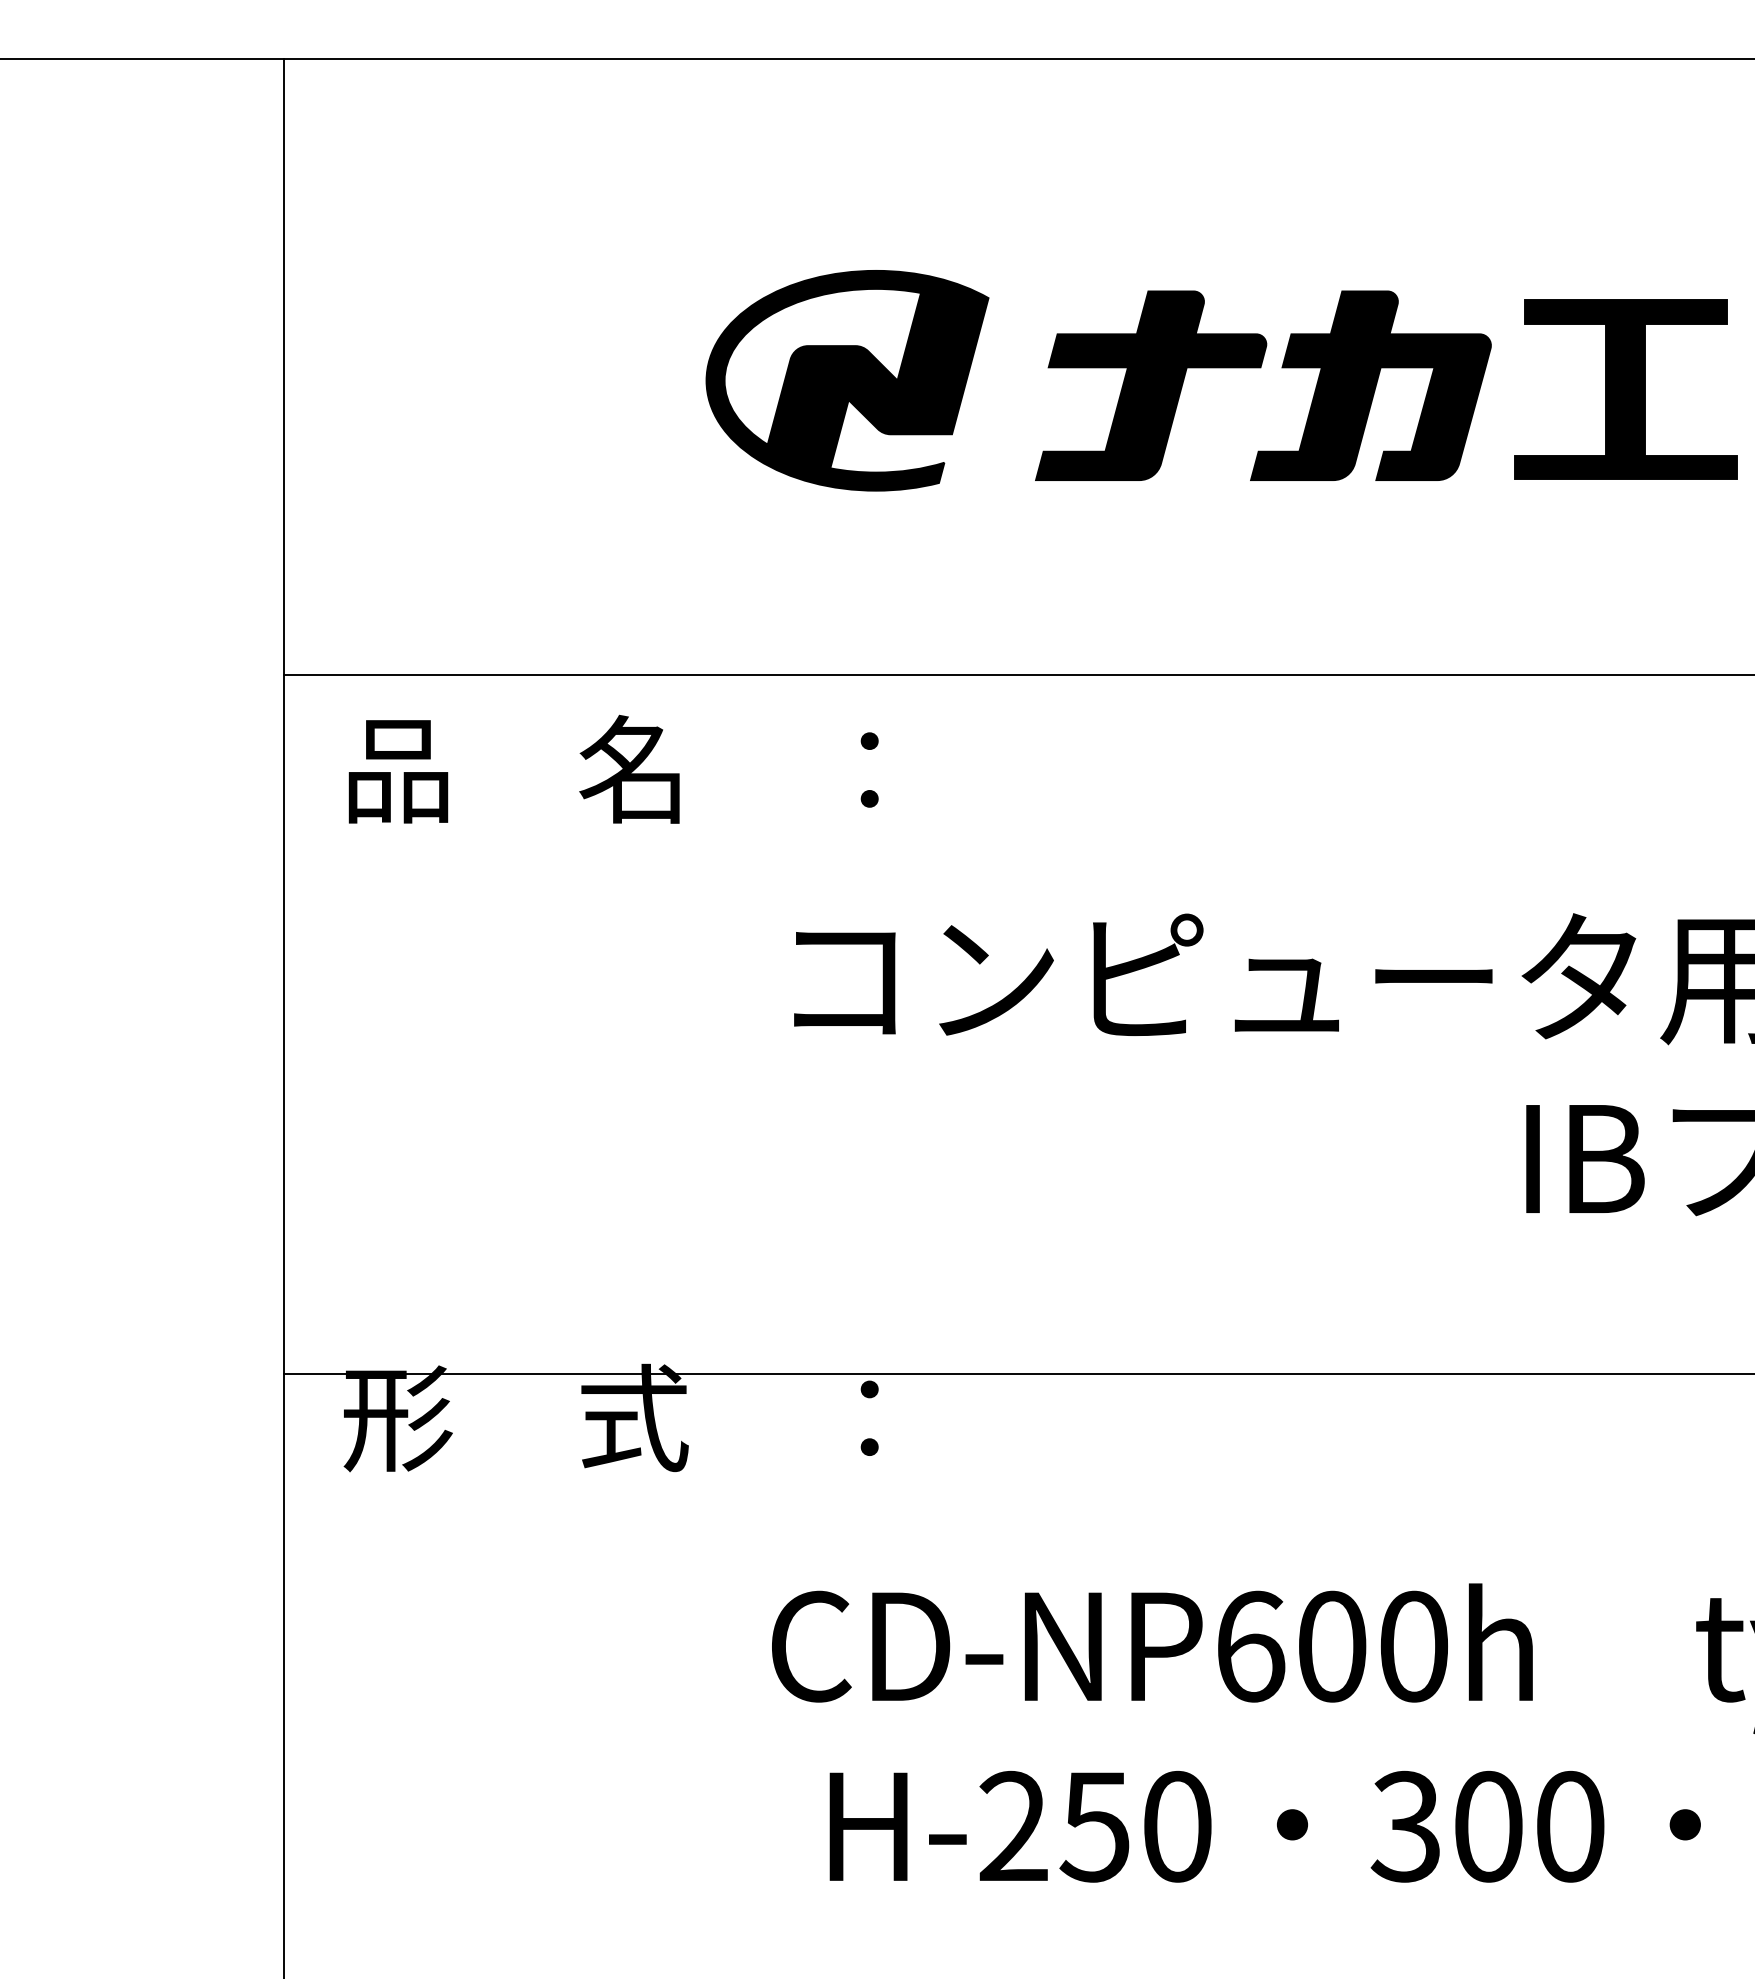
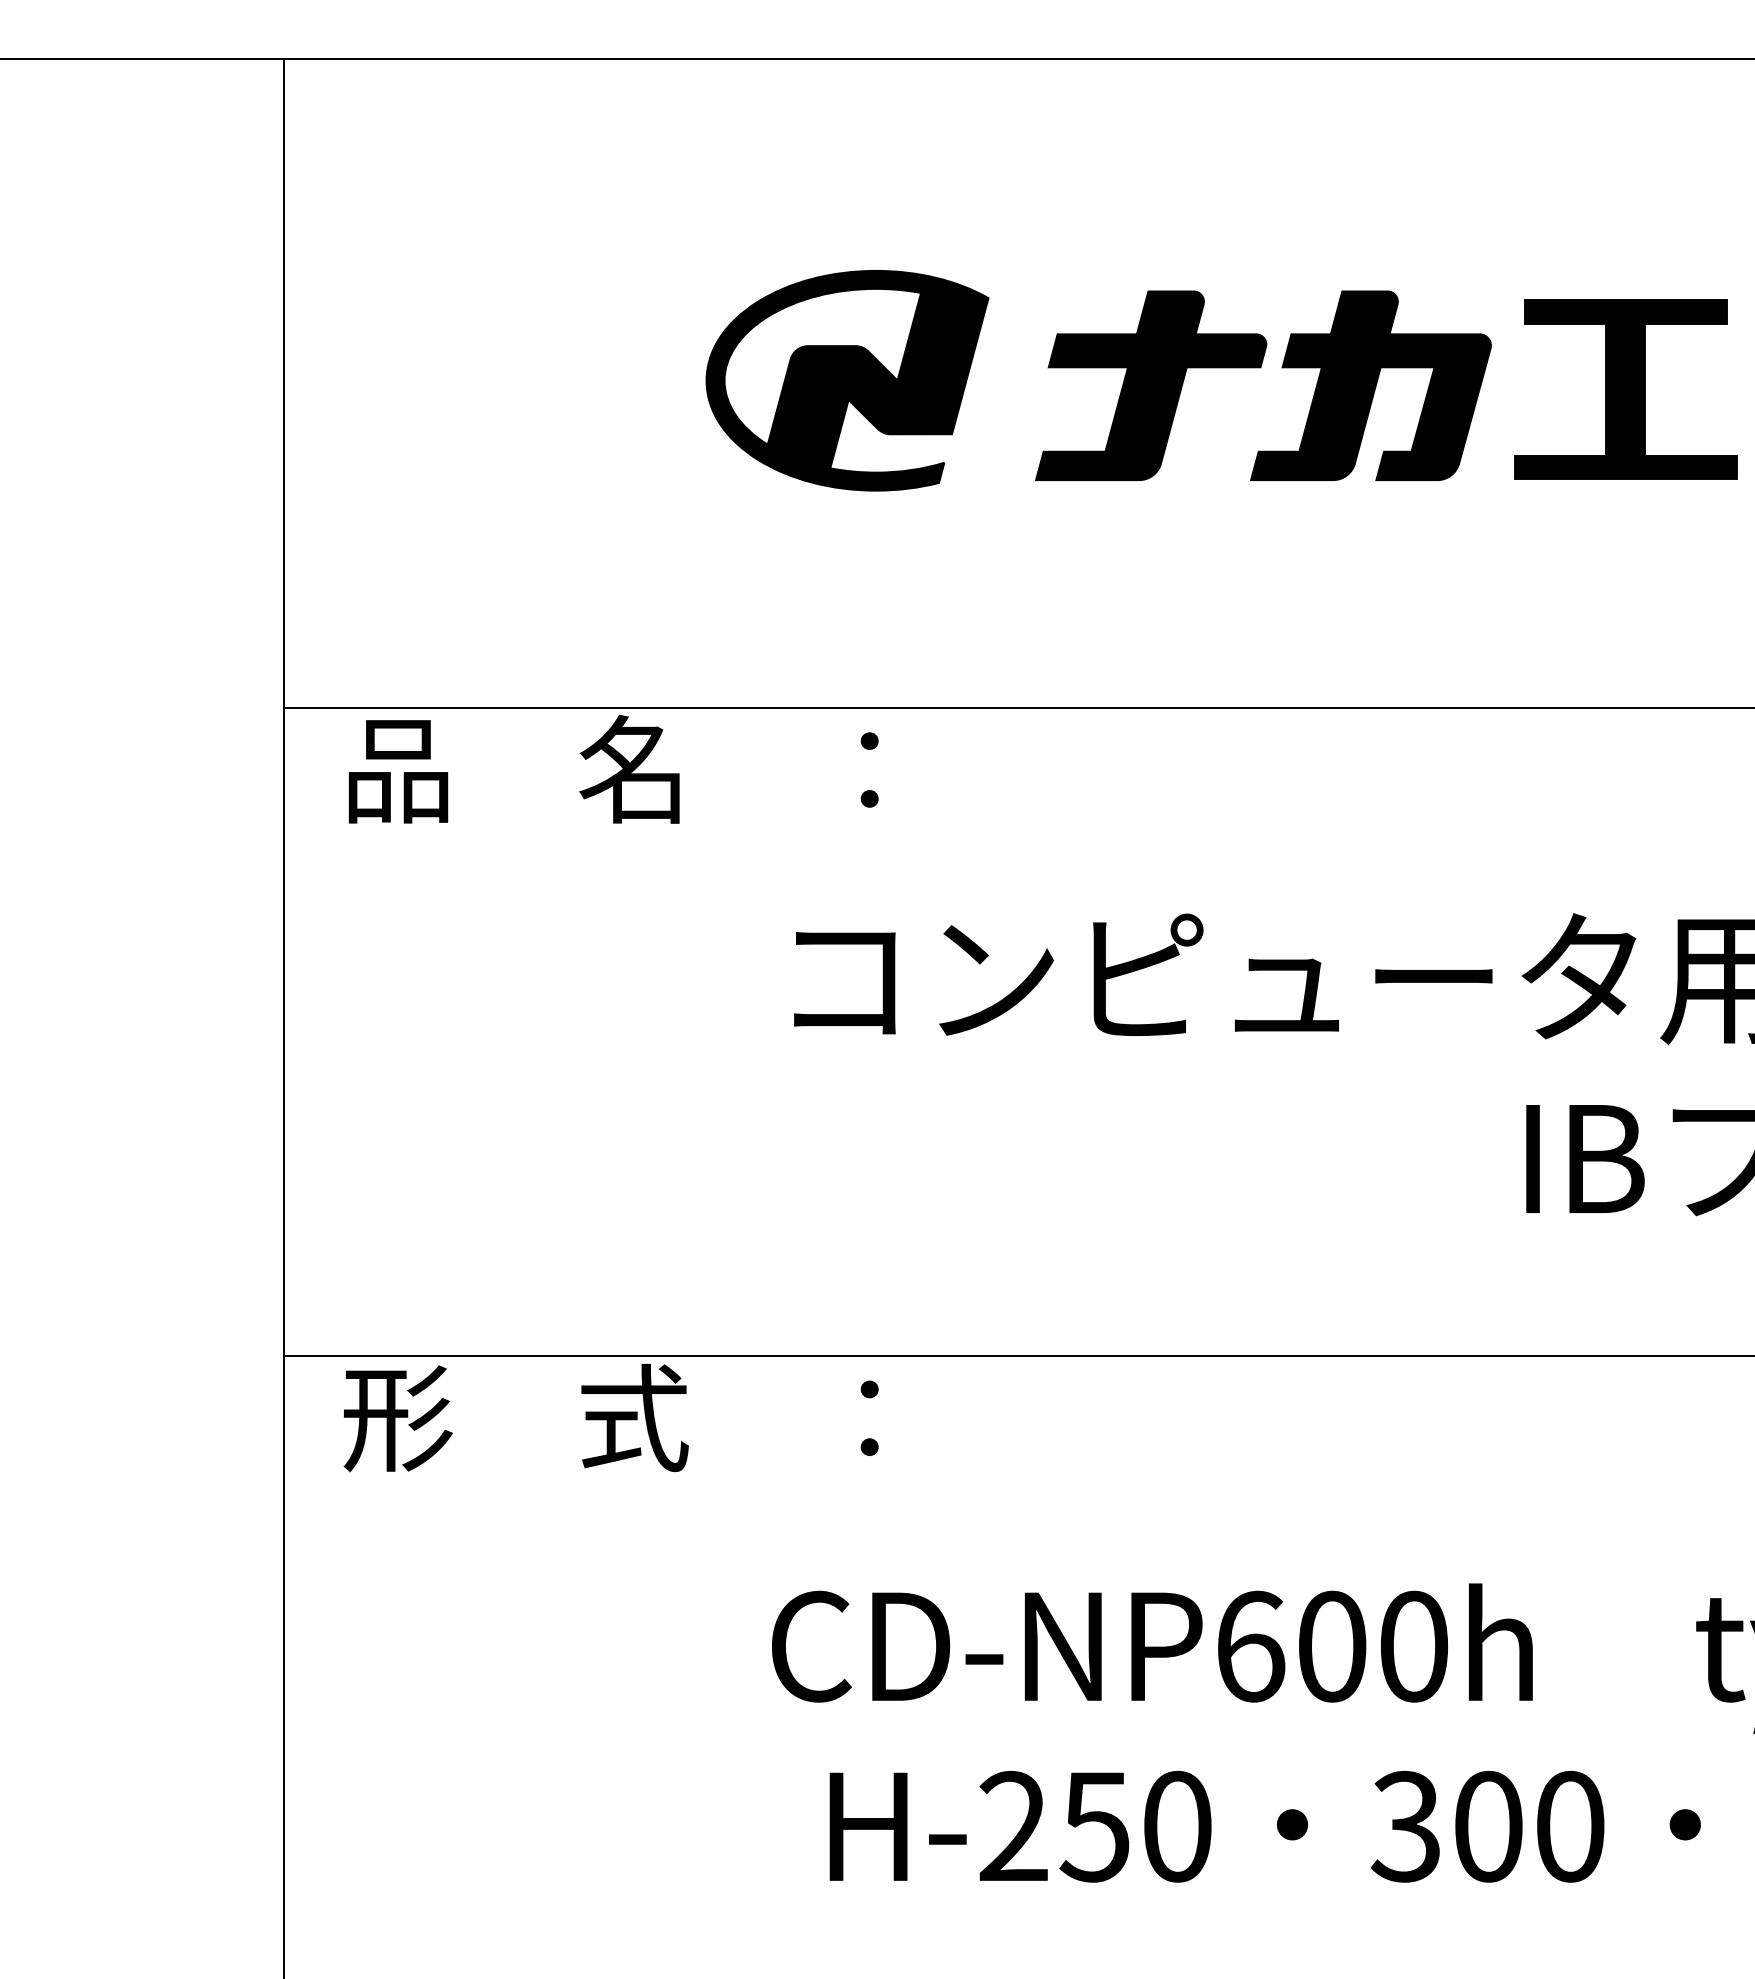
line position: (1017, 674) -> (1017, 707) (1017, 707)
line position: (1017, 1373) -> (1017, 1355) (1017, 1355)
